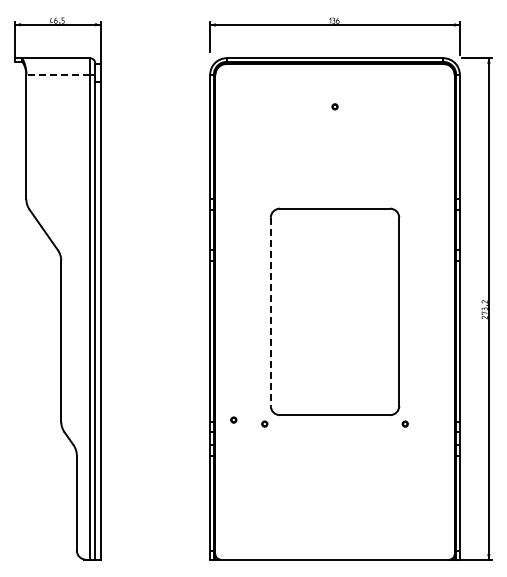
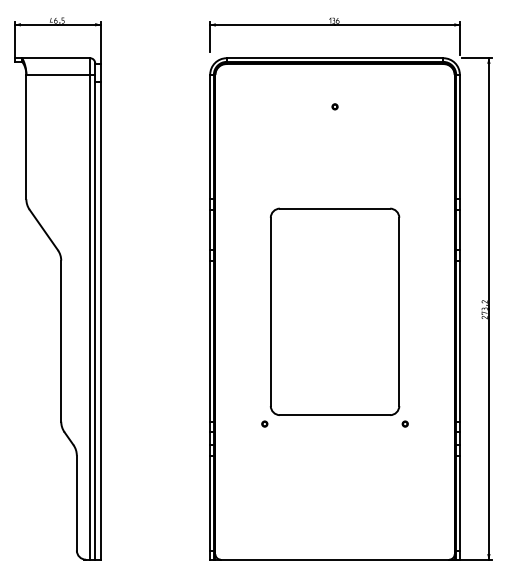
line: dashed -> solid (58, 74)
line: dashed -> solid (270, 312)
part: present -> none (233, 419)
